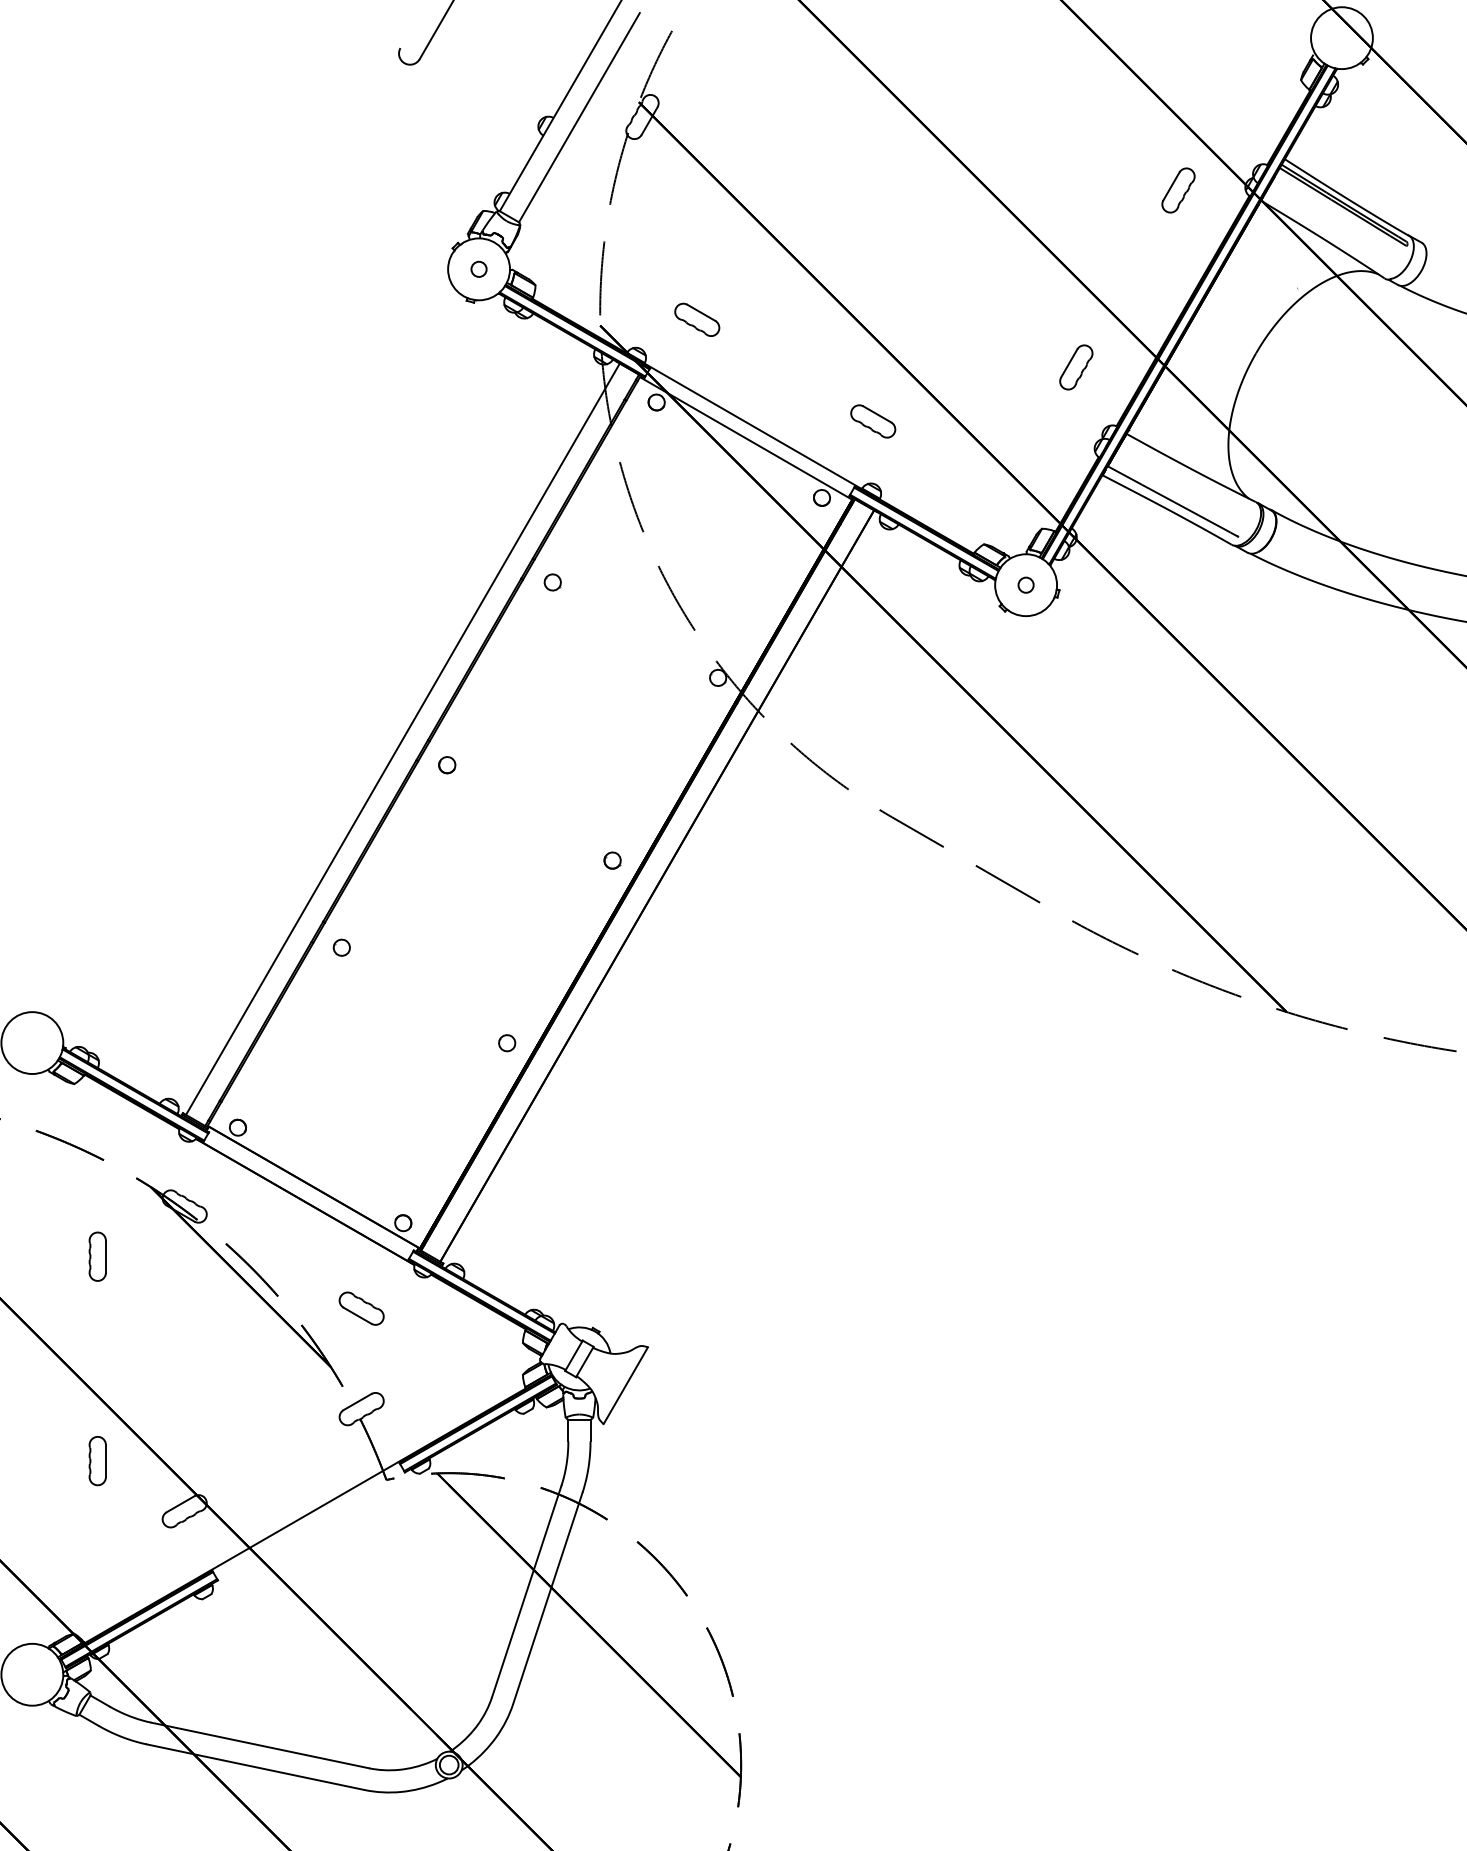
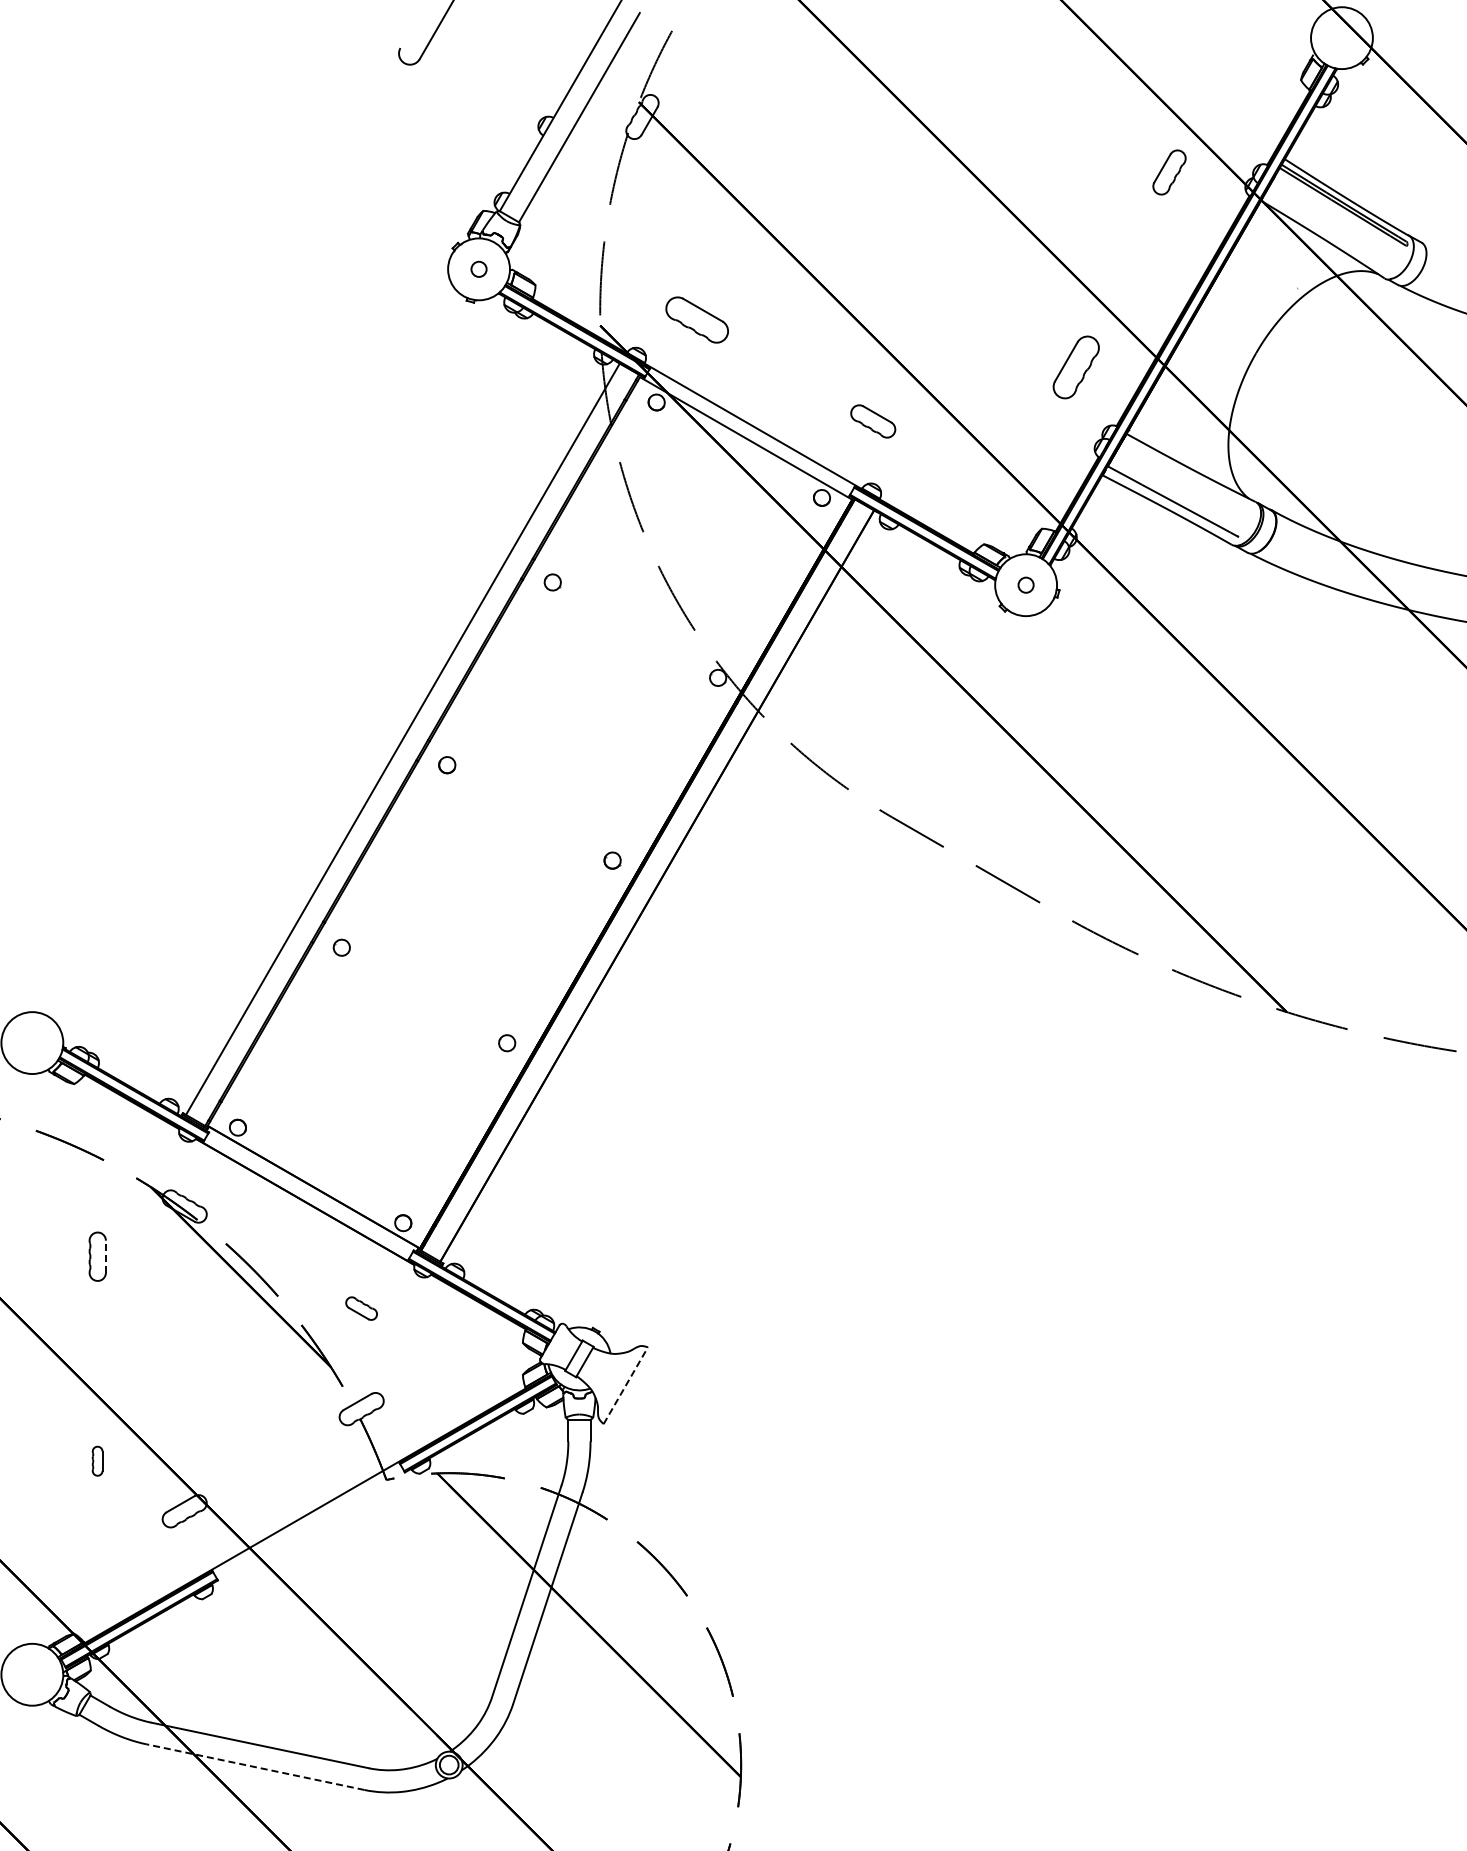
part position: (1178, 190) -> (1169, 172) (1169, 172)
part size: 47x35 px -> 64x48 px (696, 319)
part size: 35x47 px -> 48x65 px (1075, 367)
line: solid -> dashed (105, 1256)
part size: 47x35 px -> 33x25 px (361, 1308)
line: solid -> dashed (626, 1385)
part size: 19x51 px -> 13x32 px (97, 1460)
line: solid -> dashed (255, 1767)
